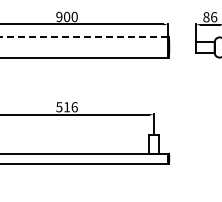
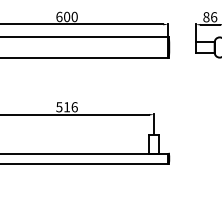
text: 900 -> 600 (59, 16)
line: dashed -> solid (84, 37)
